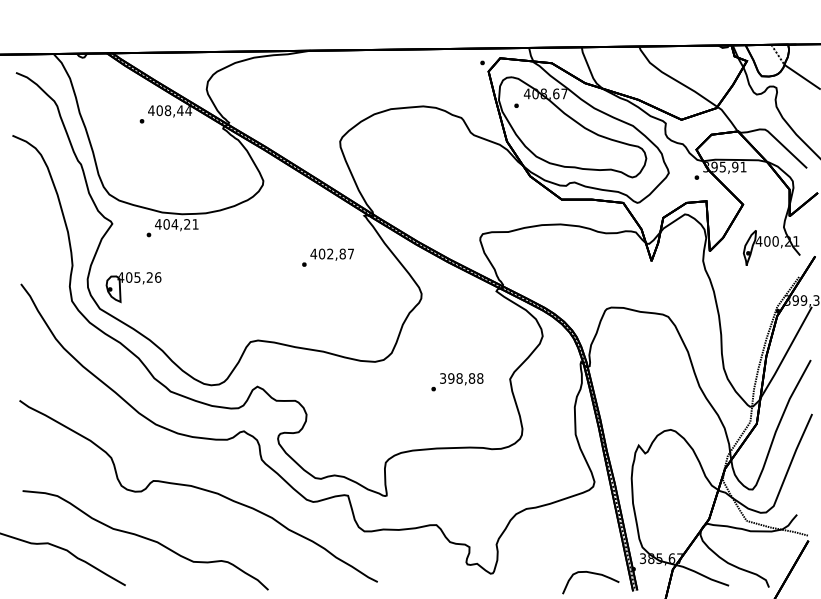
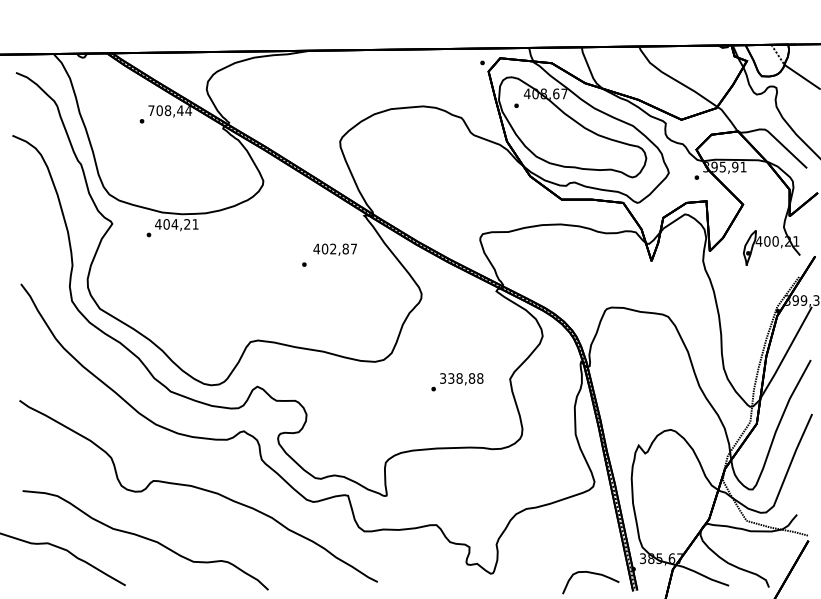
text: 408,44 -> 708,44 (151, 110)
text position: (331, 254) -> (334, 249) (334, 249)
part: present -> none (133, 287)
text: 398,88 -> 338,88 (451, 378)
